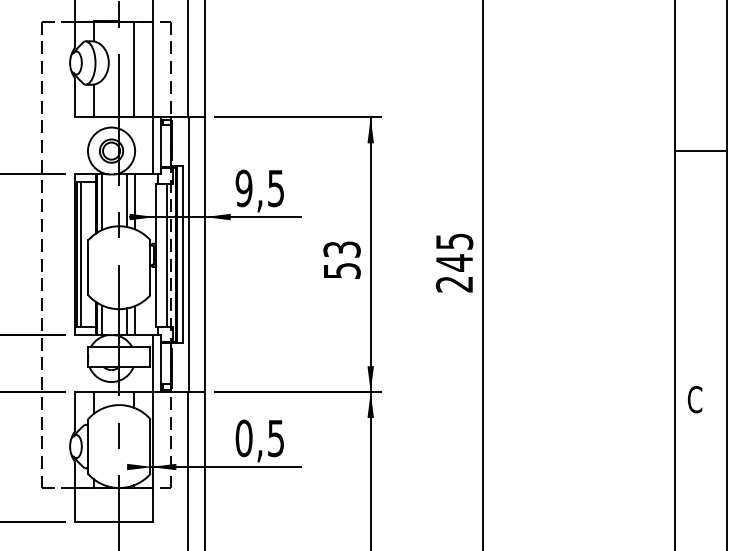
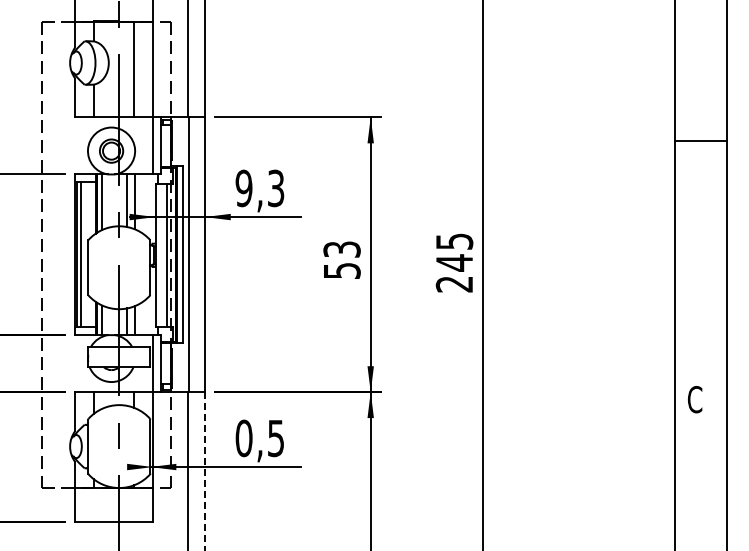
line position: (700, 151) -> (700, 141) (700, 141)
text: 9,5 -> 9,3 (276, 187)
line: solid -> dashed (204, 471)
